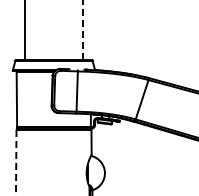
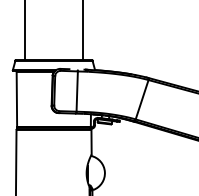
line: dashed -> solid (83, 29)
line: dashed -> solid (16, 162)
